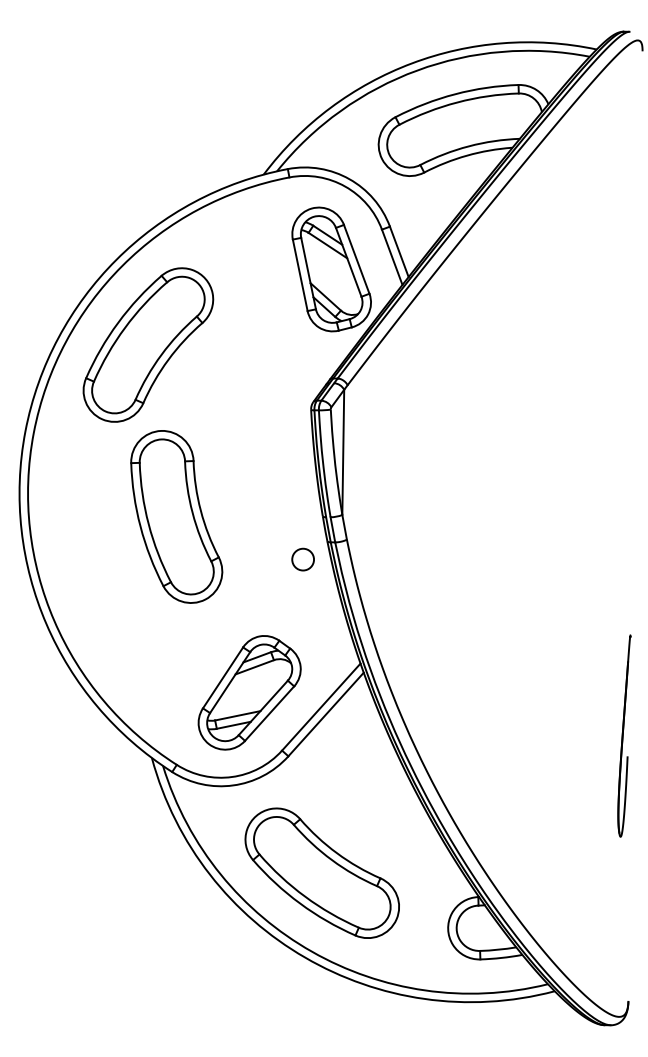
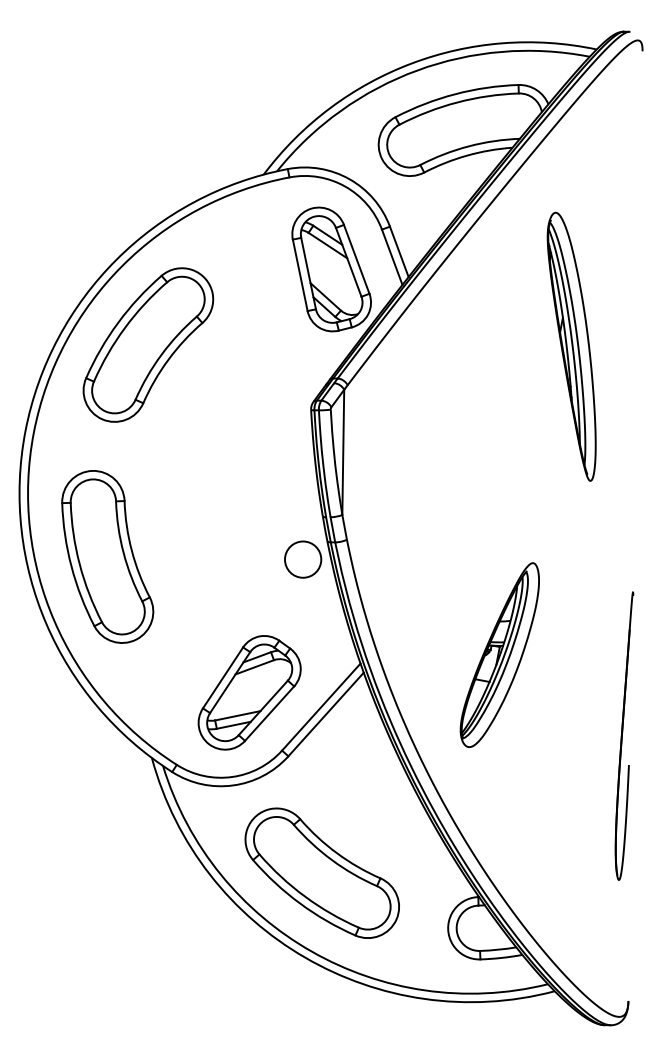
part: none -> present (571, 346)
part position: (176, 516) -> (107, 556) (107, 556)
circle diameter: 22 px -> 36 px (302, 559)
part: none -> present (499, 654)
part size: 15x204 px -> 21x290 px (624, 735)
